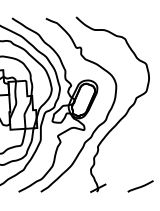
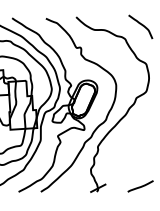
curve: none -> present (141, 25)
